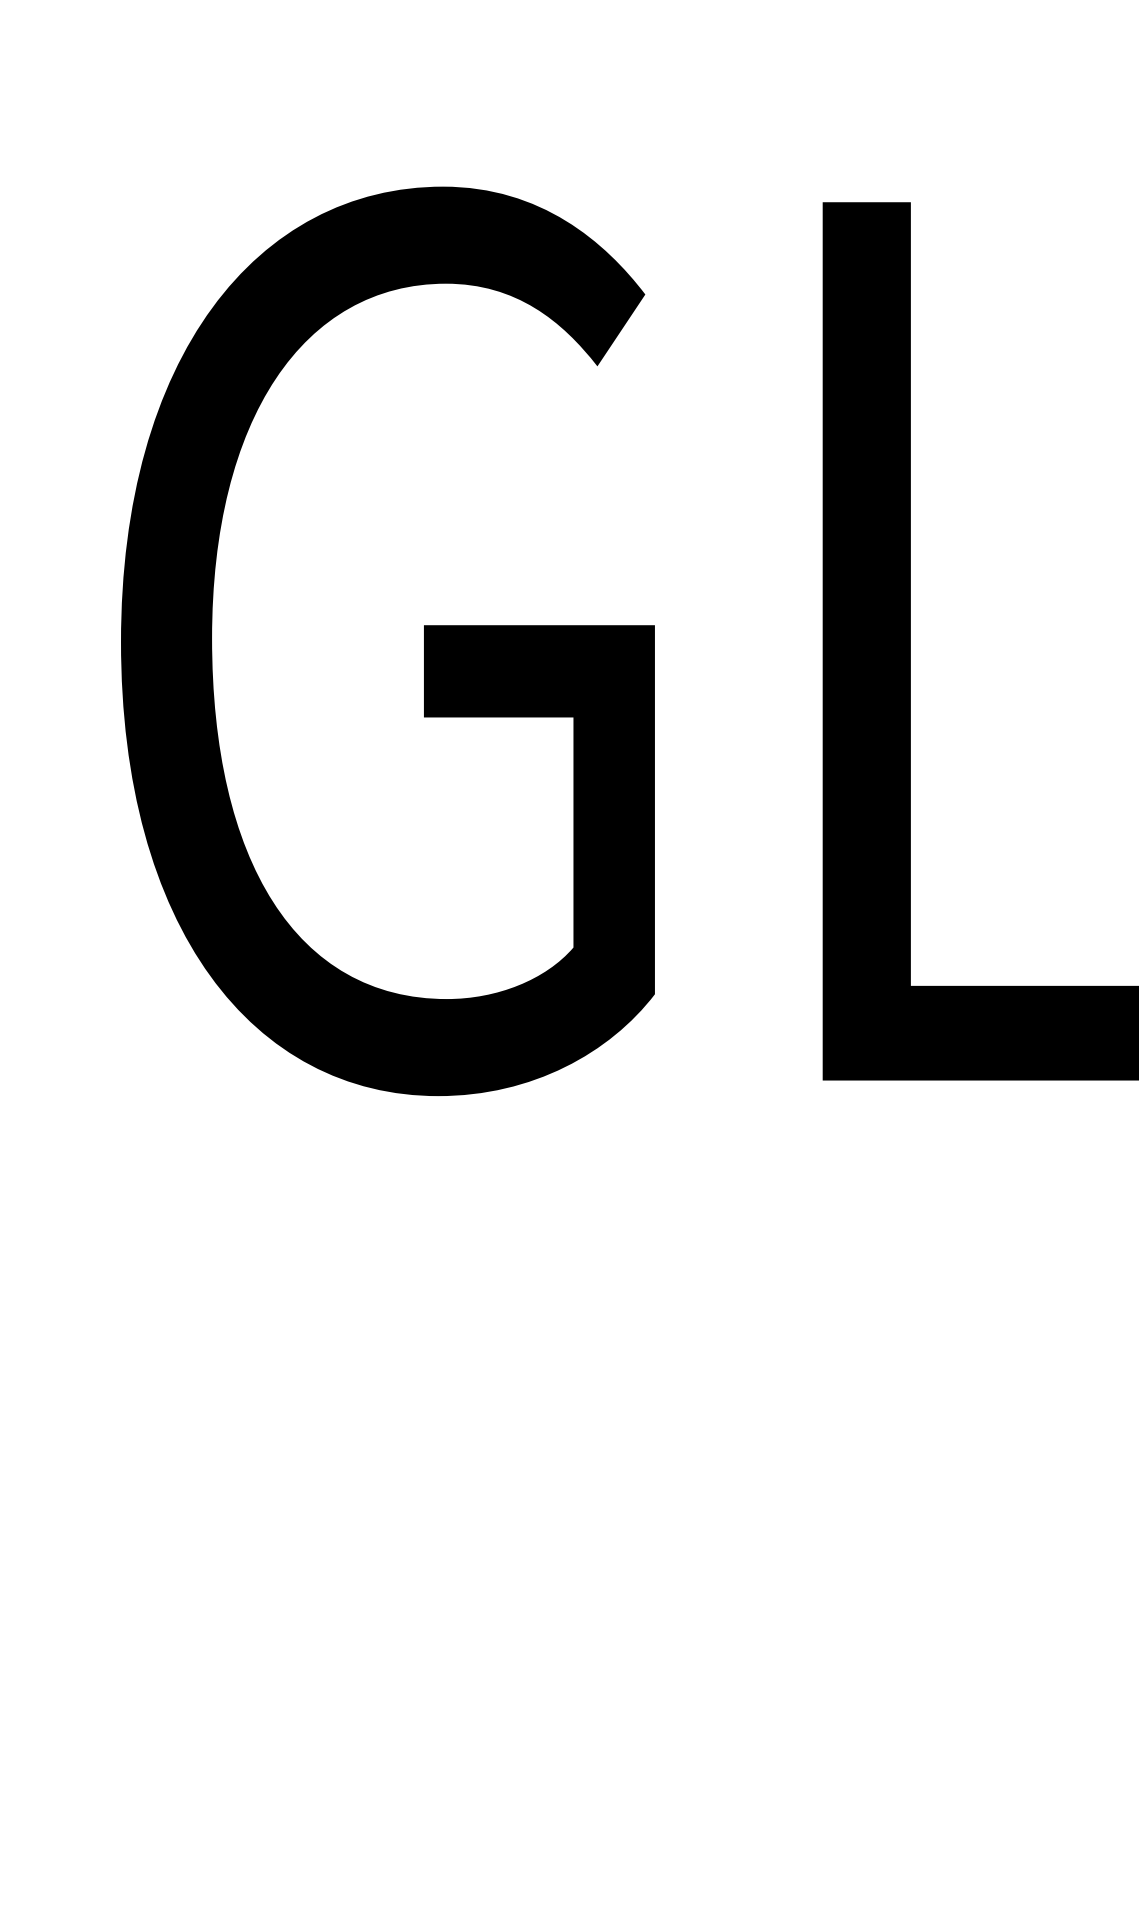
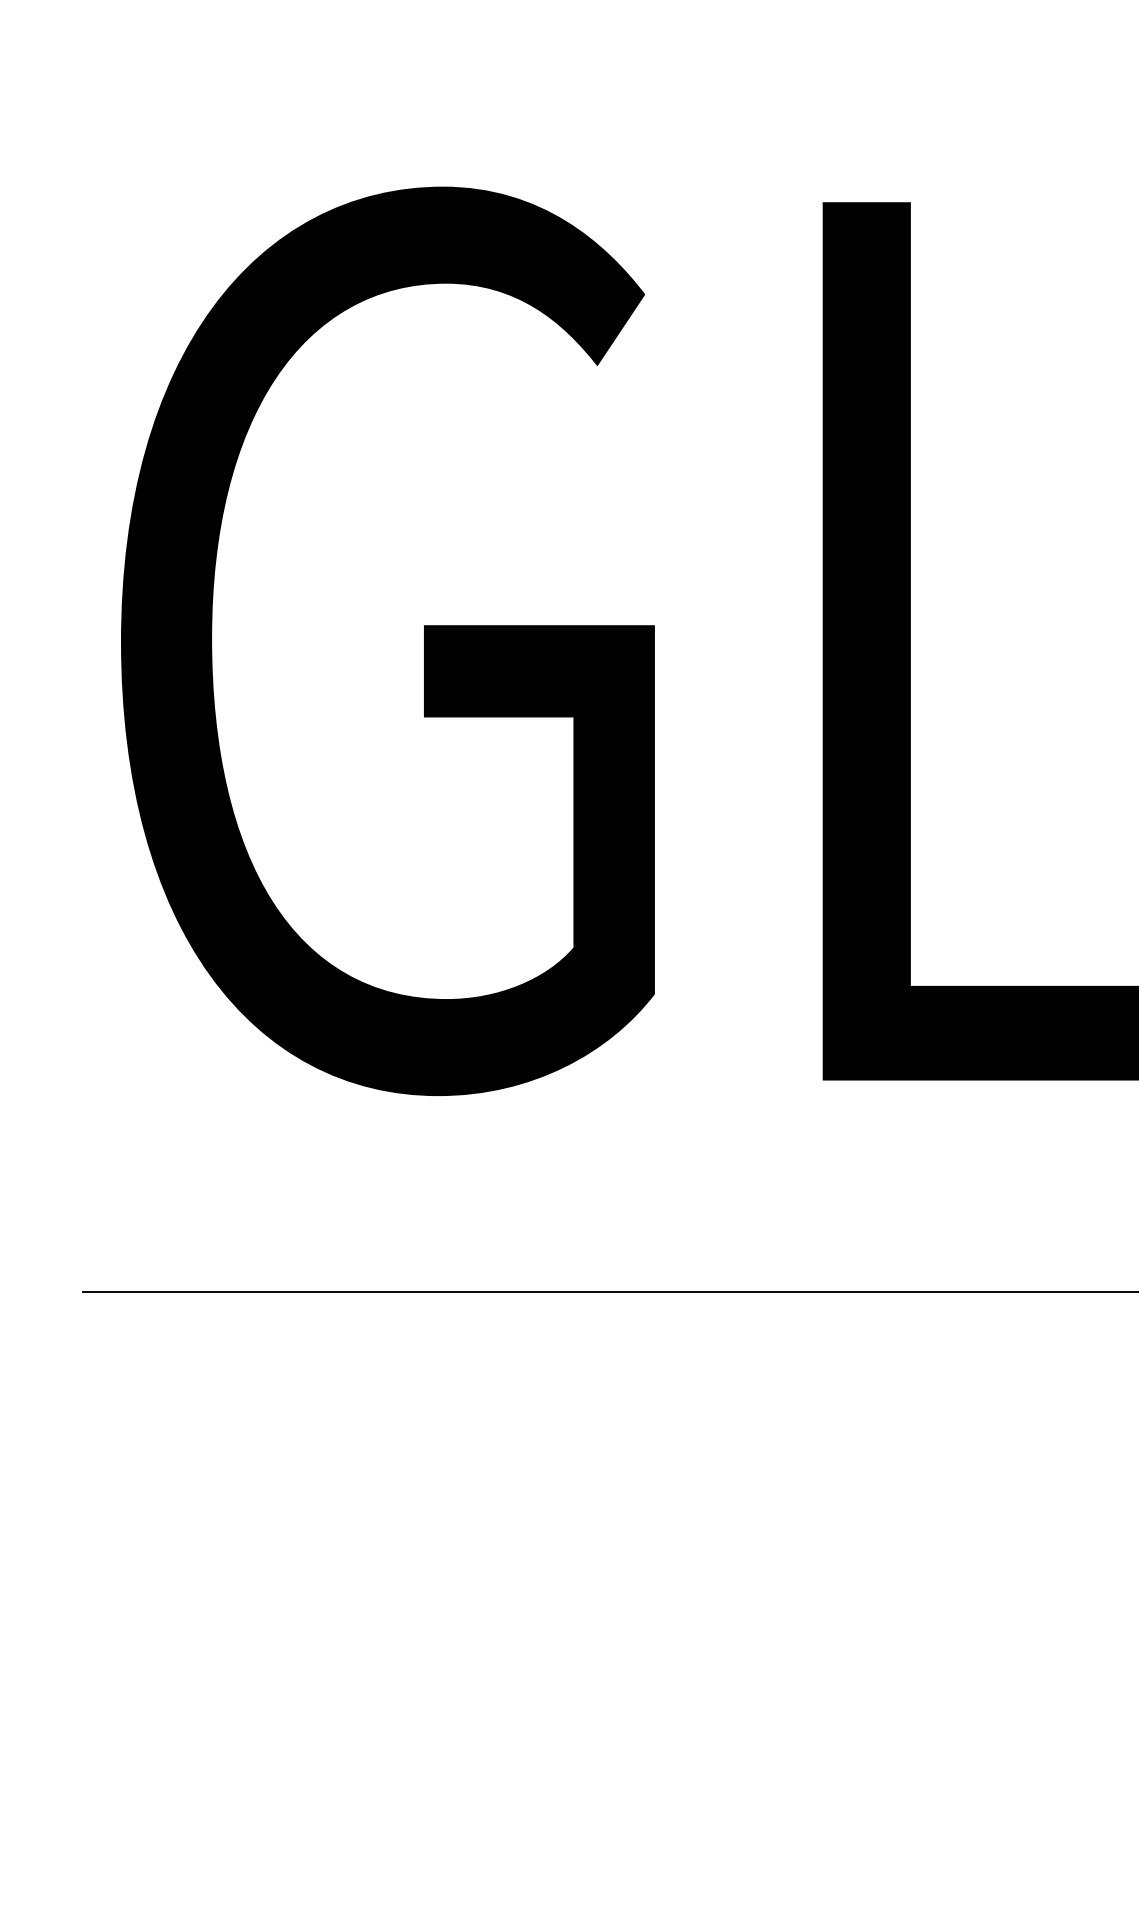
line: none -> present (608, 1291)
